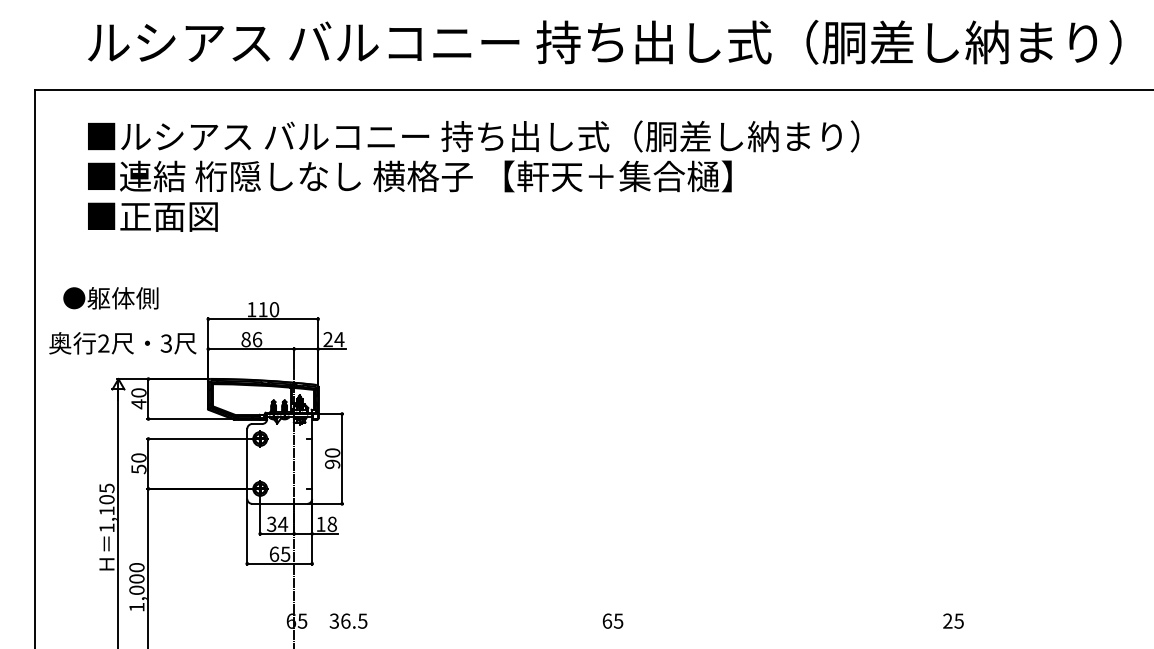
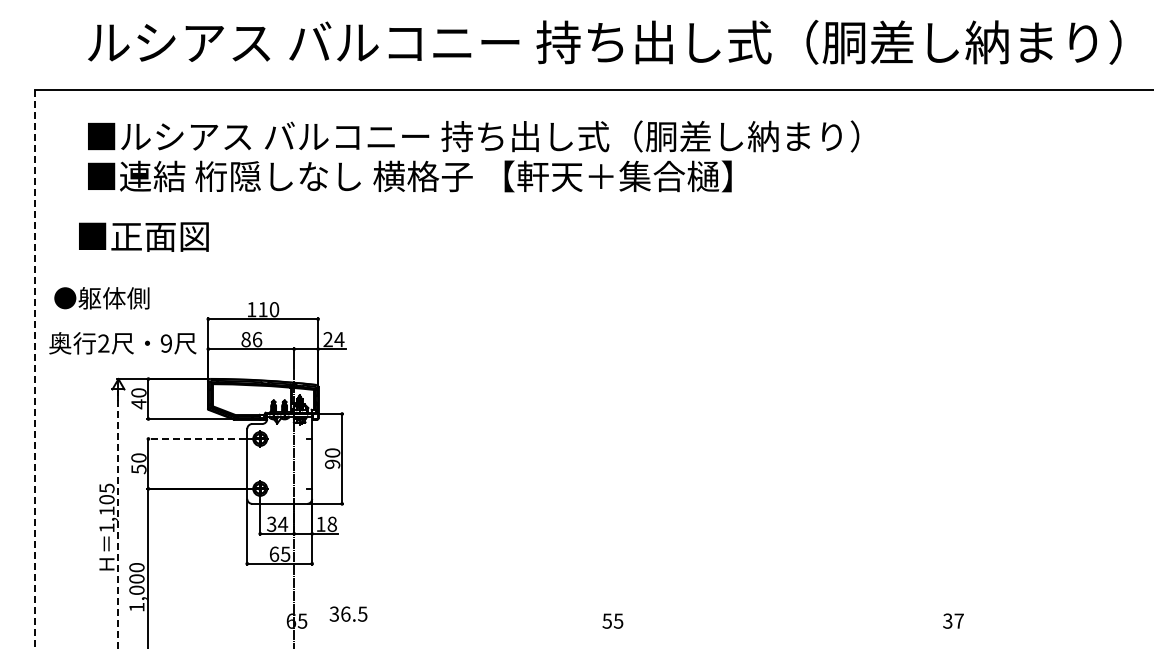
text position: (152, 216) -> (143, 236) (143, 236)
text position: (110, 298) -> (101, 298) (101, 298)
text: 3 -> 9 (165, 343)
line: solid -> dashed (34, 369)
line: solid -> dashed (196, 438)
line: solid -> dashed (118, 519)
text position: (348, 620) -> (348, 613) (348, 613)
text: 65 -> 55 (607, 620)
text: 25 -> 37 (953, 620)
